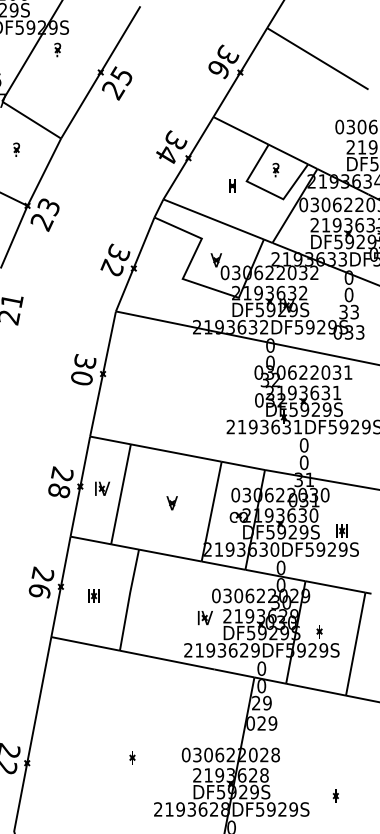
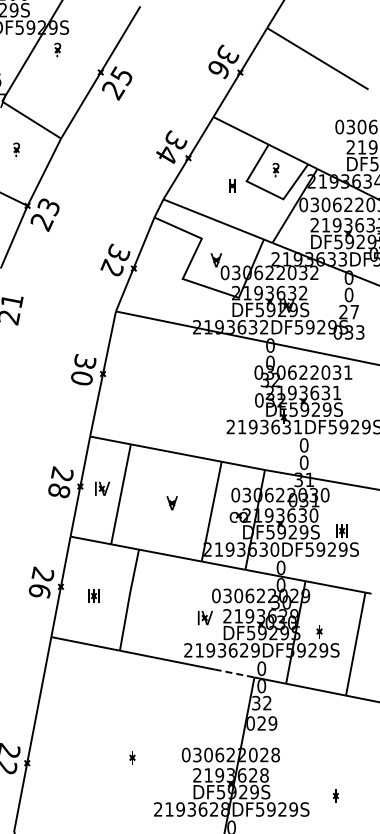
text: 33 -> 27 (348, 311)
line: solid -> dashed (235, 673)
text: 29 -> 32 (261, 703)
